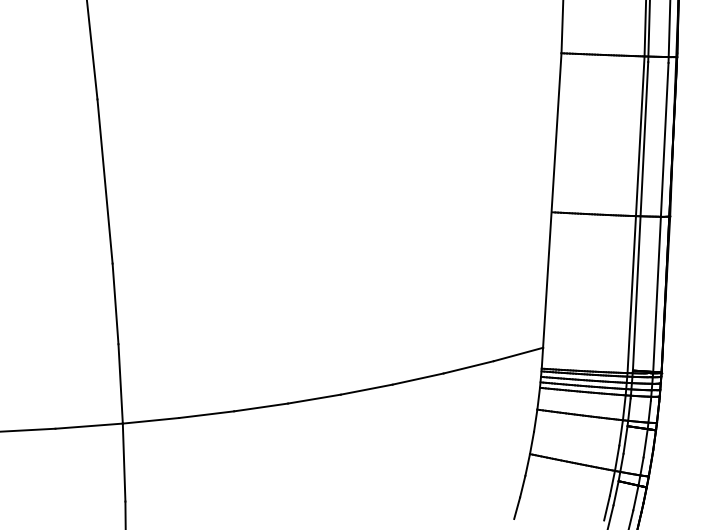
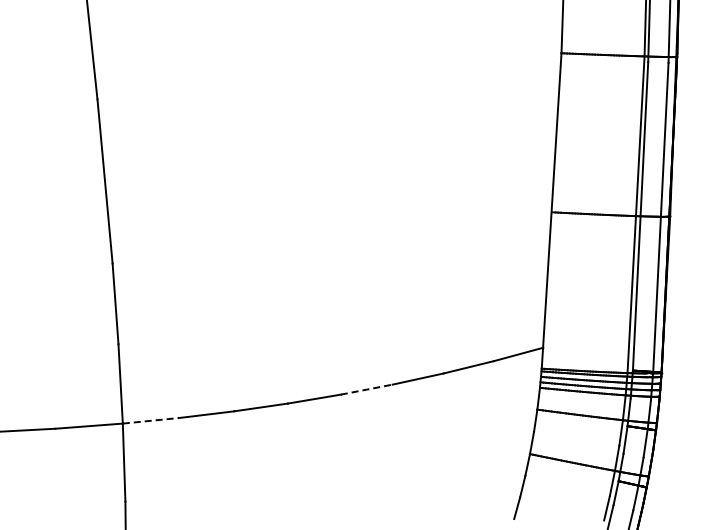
line: solid -> dashed (367, 389)
line: solid -> dashed (151, 420)
